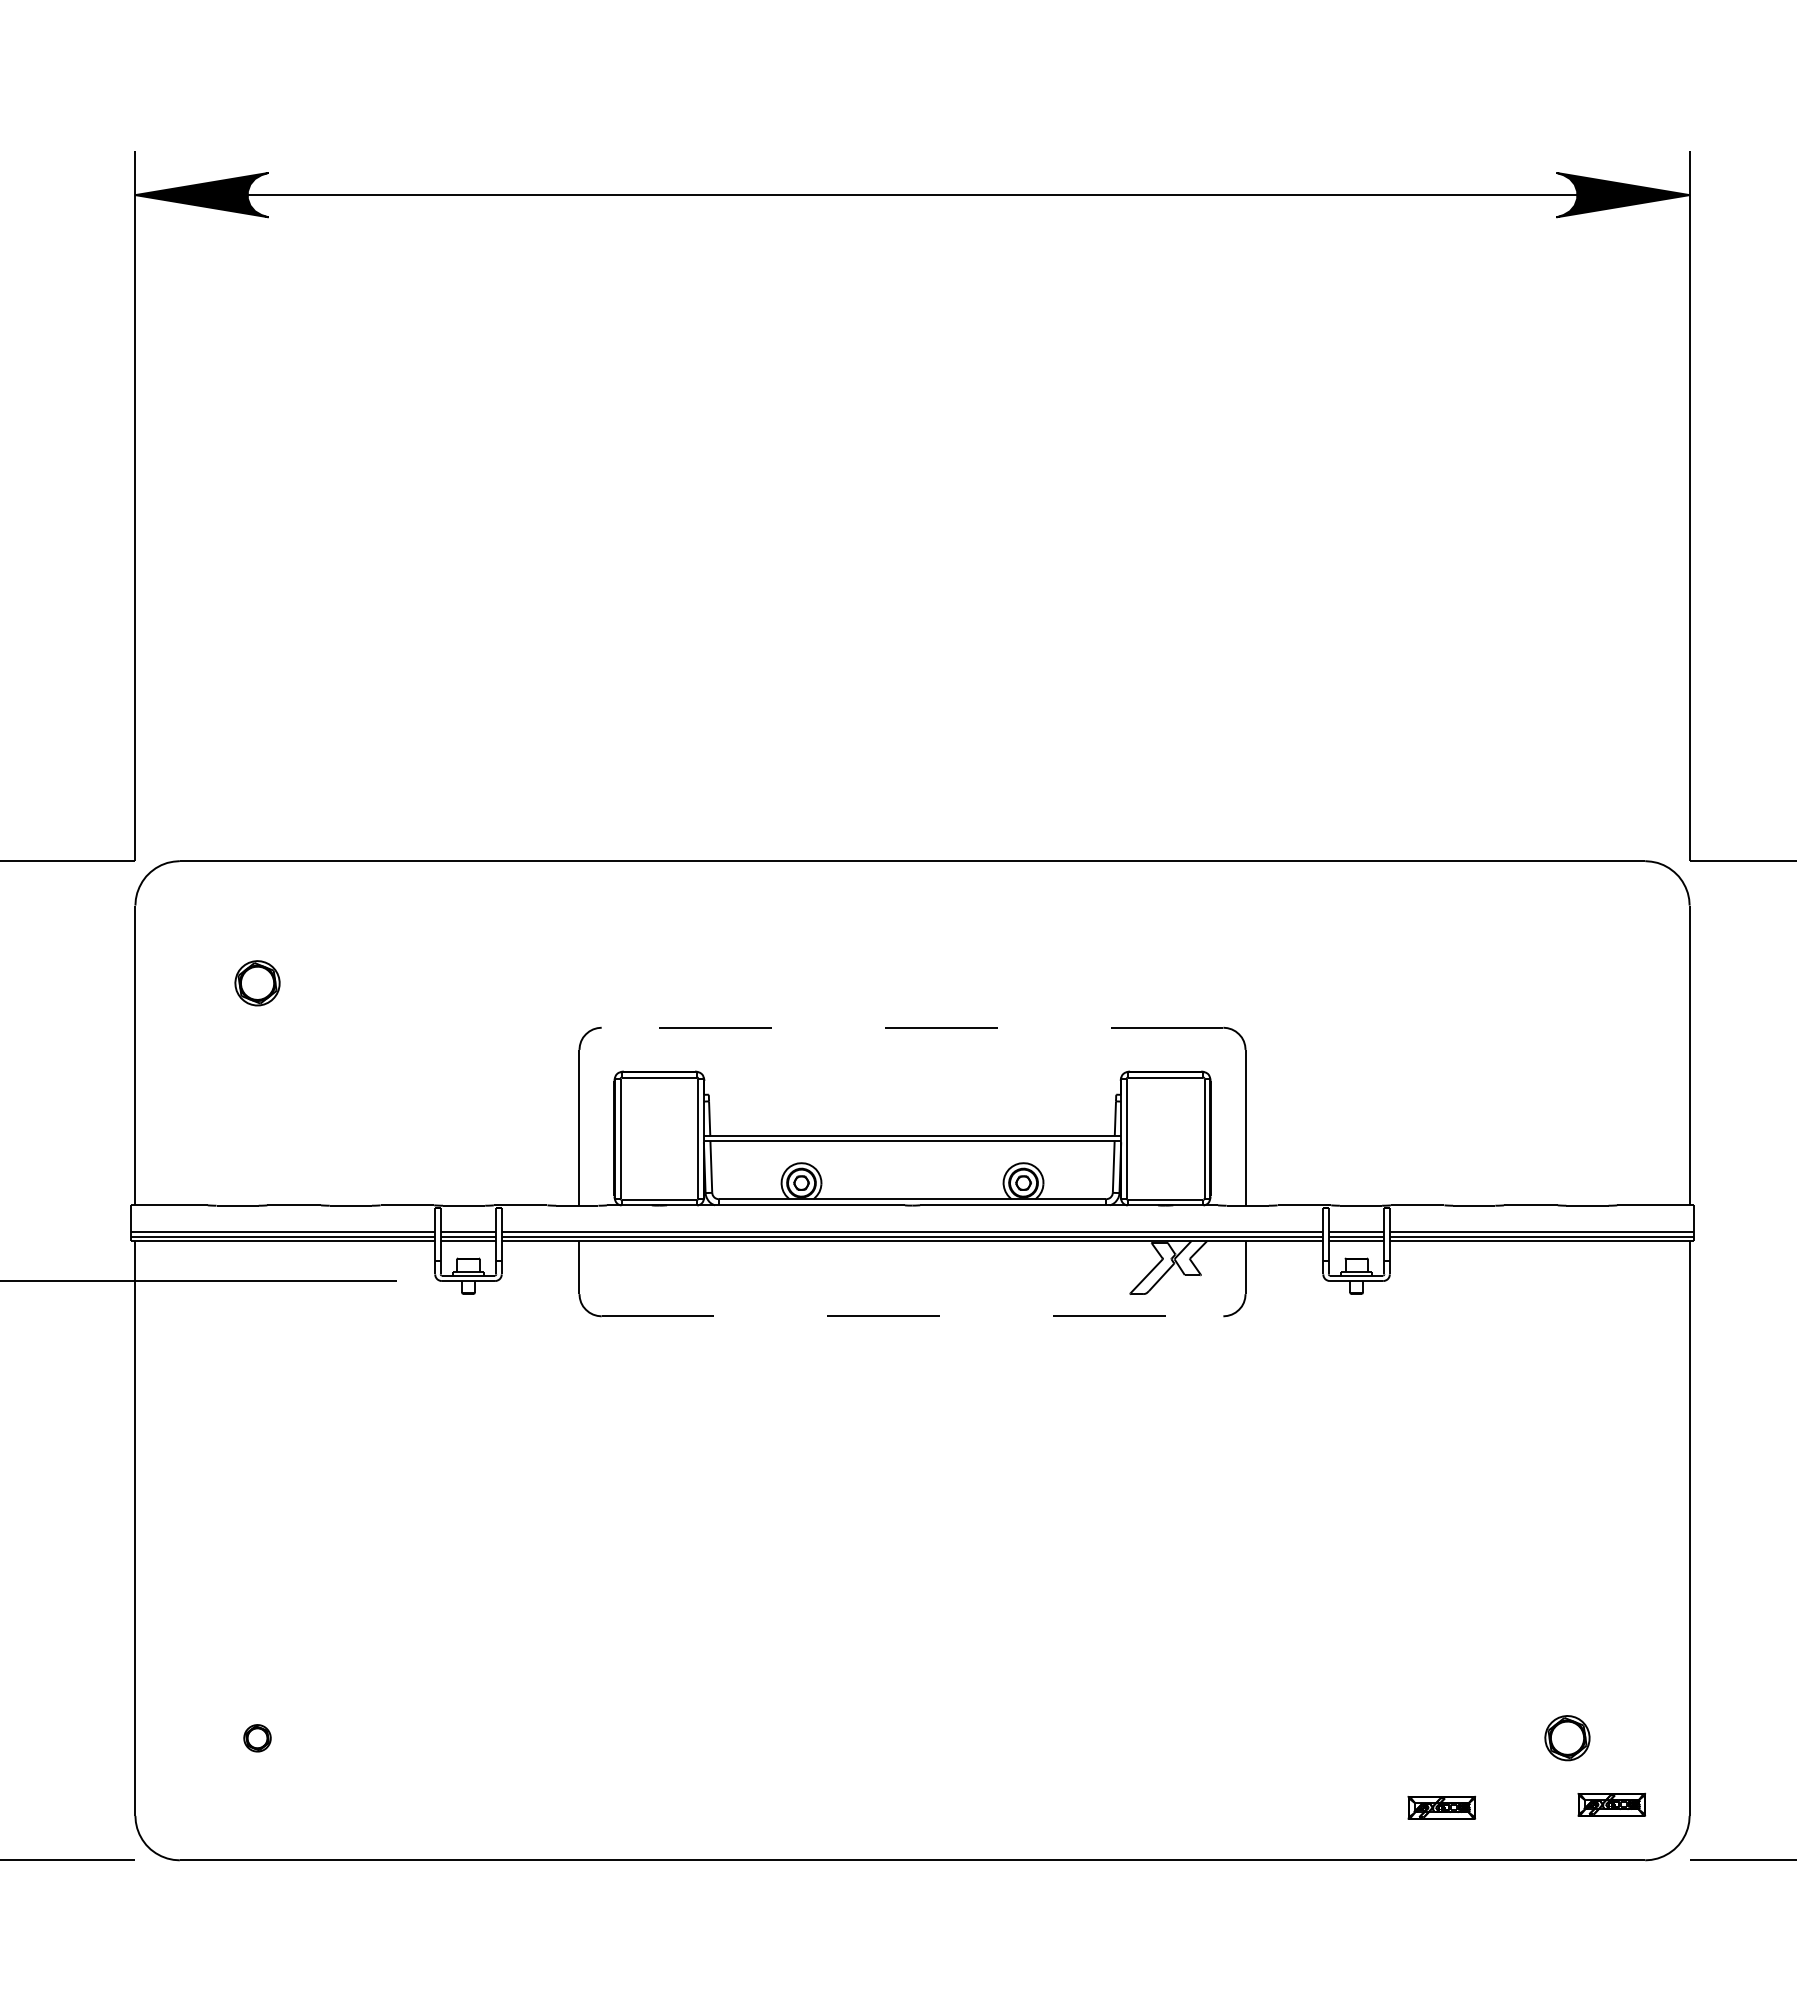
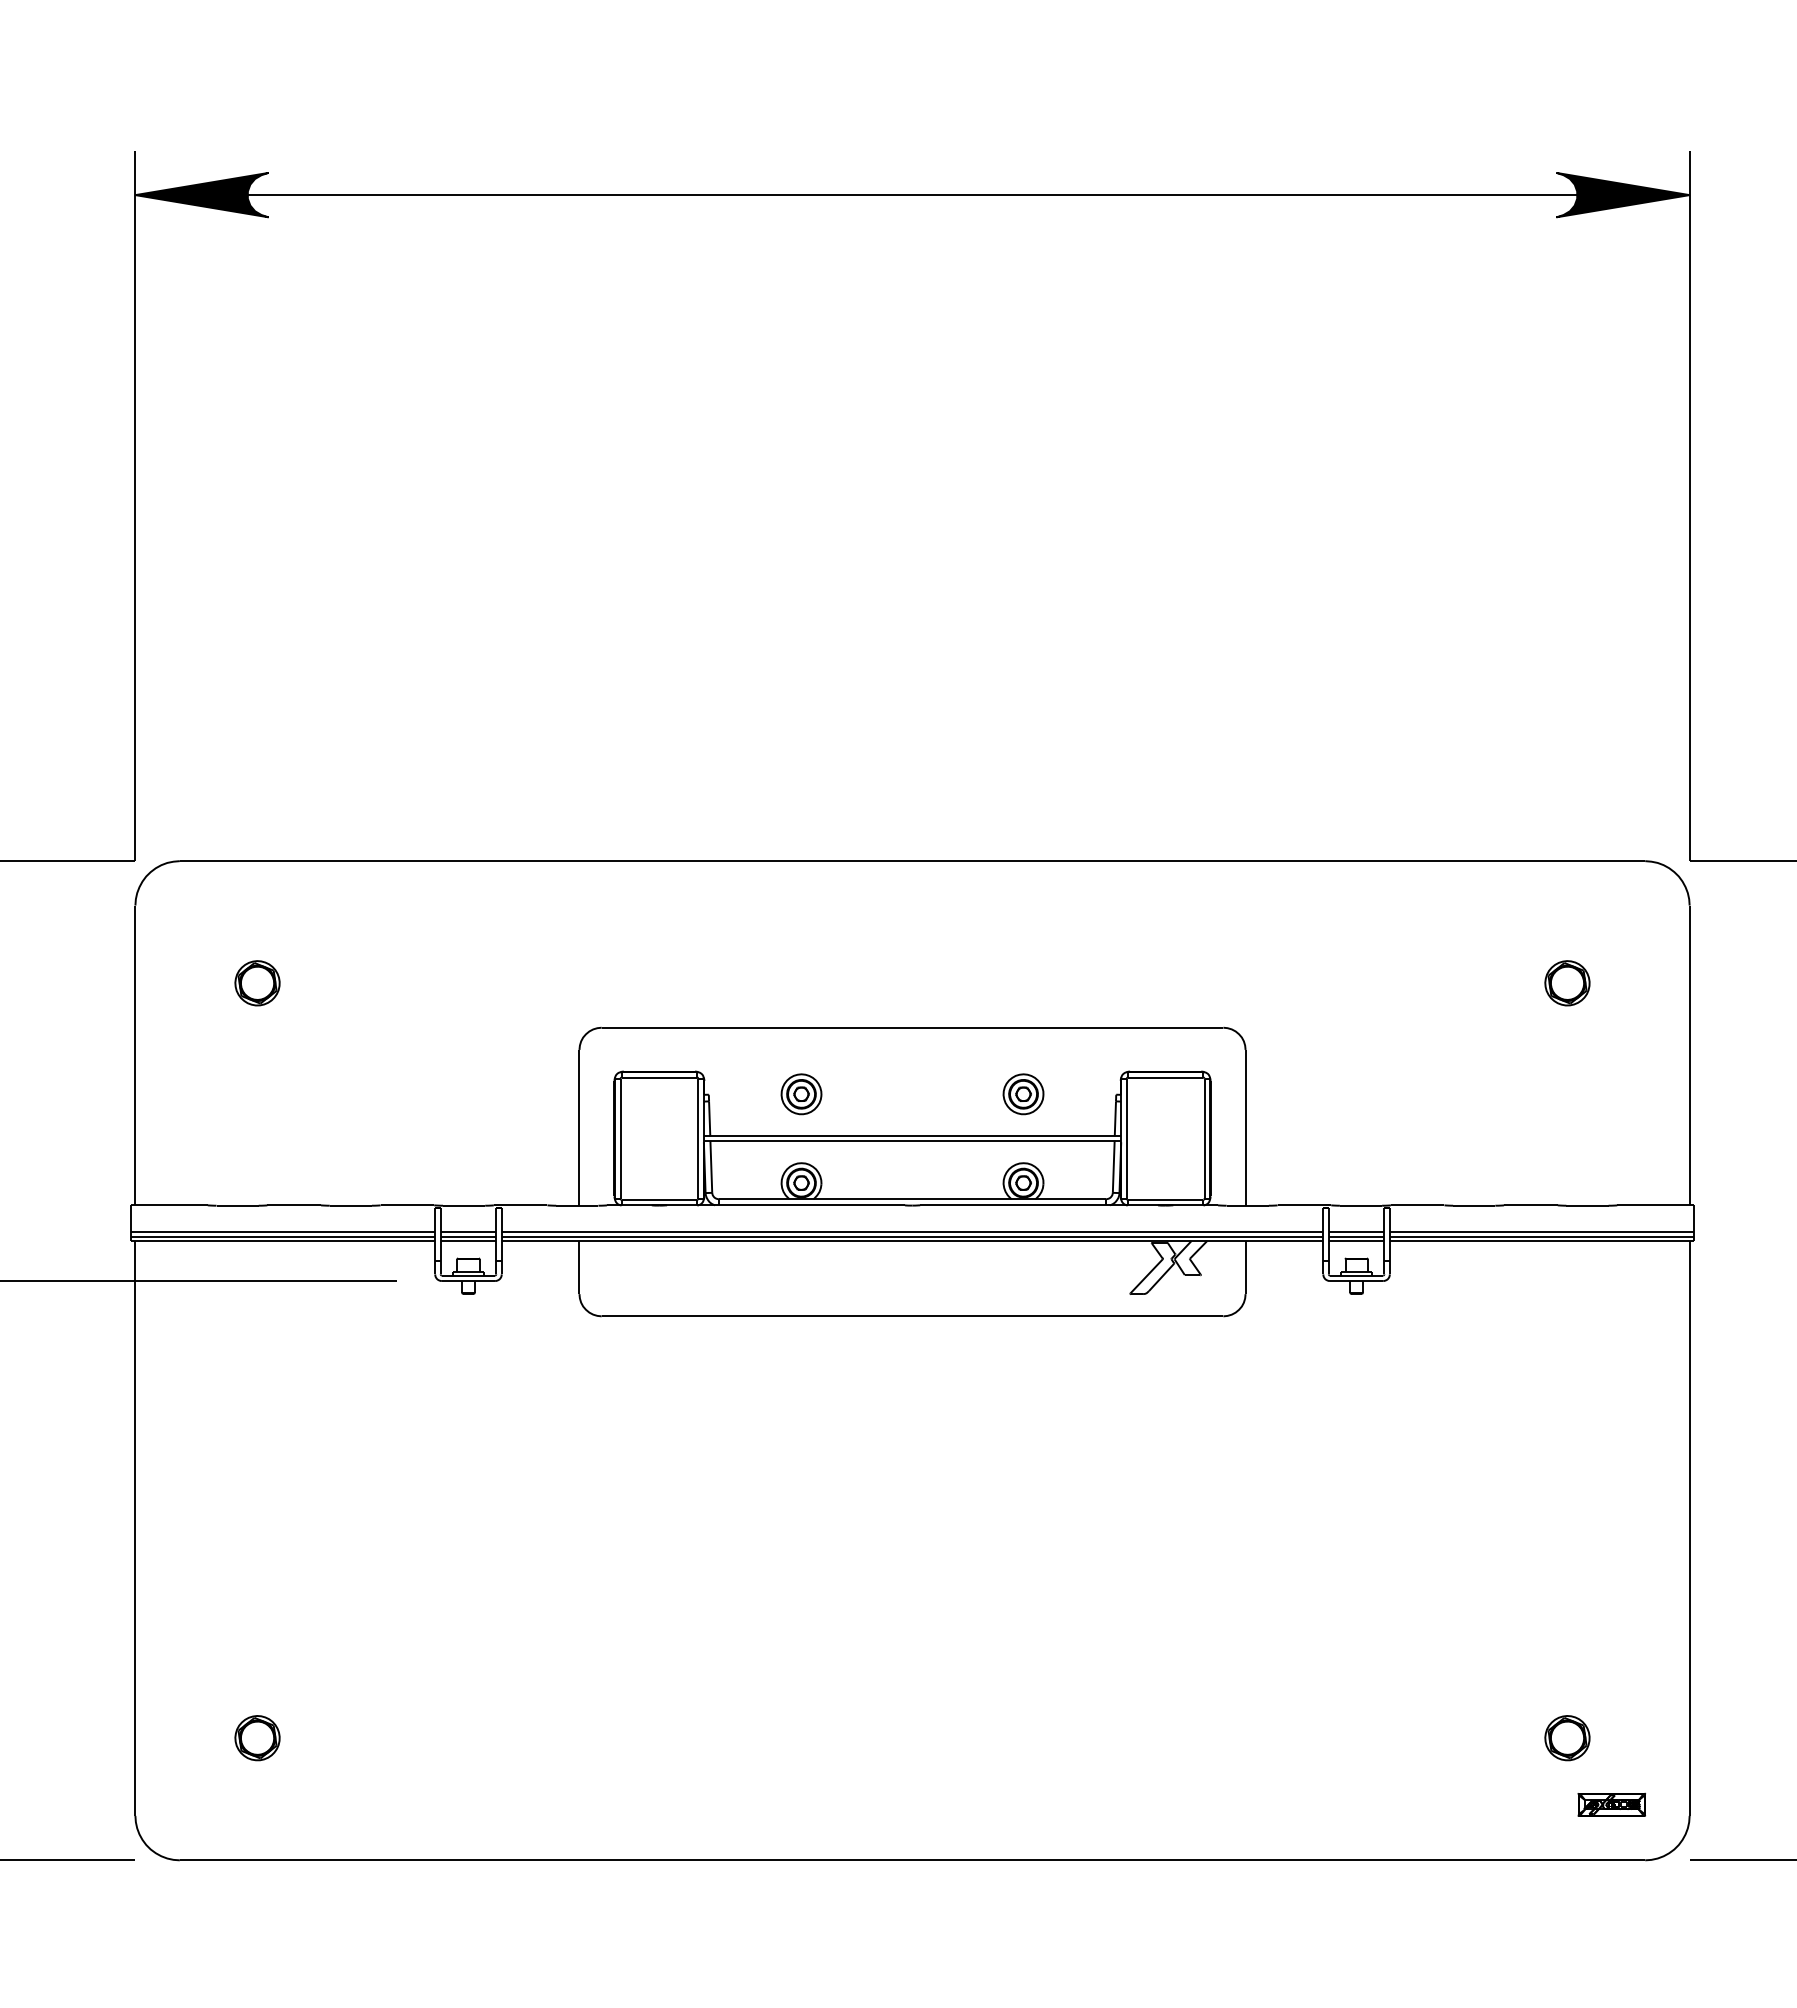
part: none -> present (1567, 983)
line: dashed -> solid (912, 1027)
part: none -> present (801, 1094)
part: none -> present (1023, 1094)
line: dashed -> solid (912, 1316)
part size: 29x29 px -> 47x47 px (257, 1738)
part: present -> none (1441, 1807)
